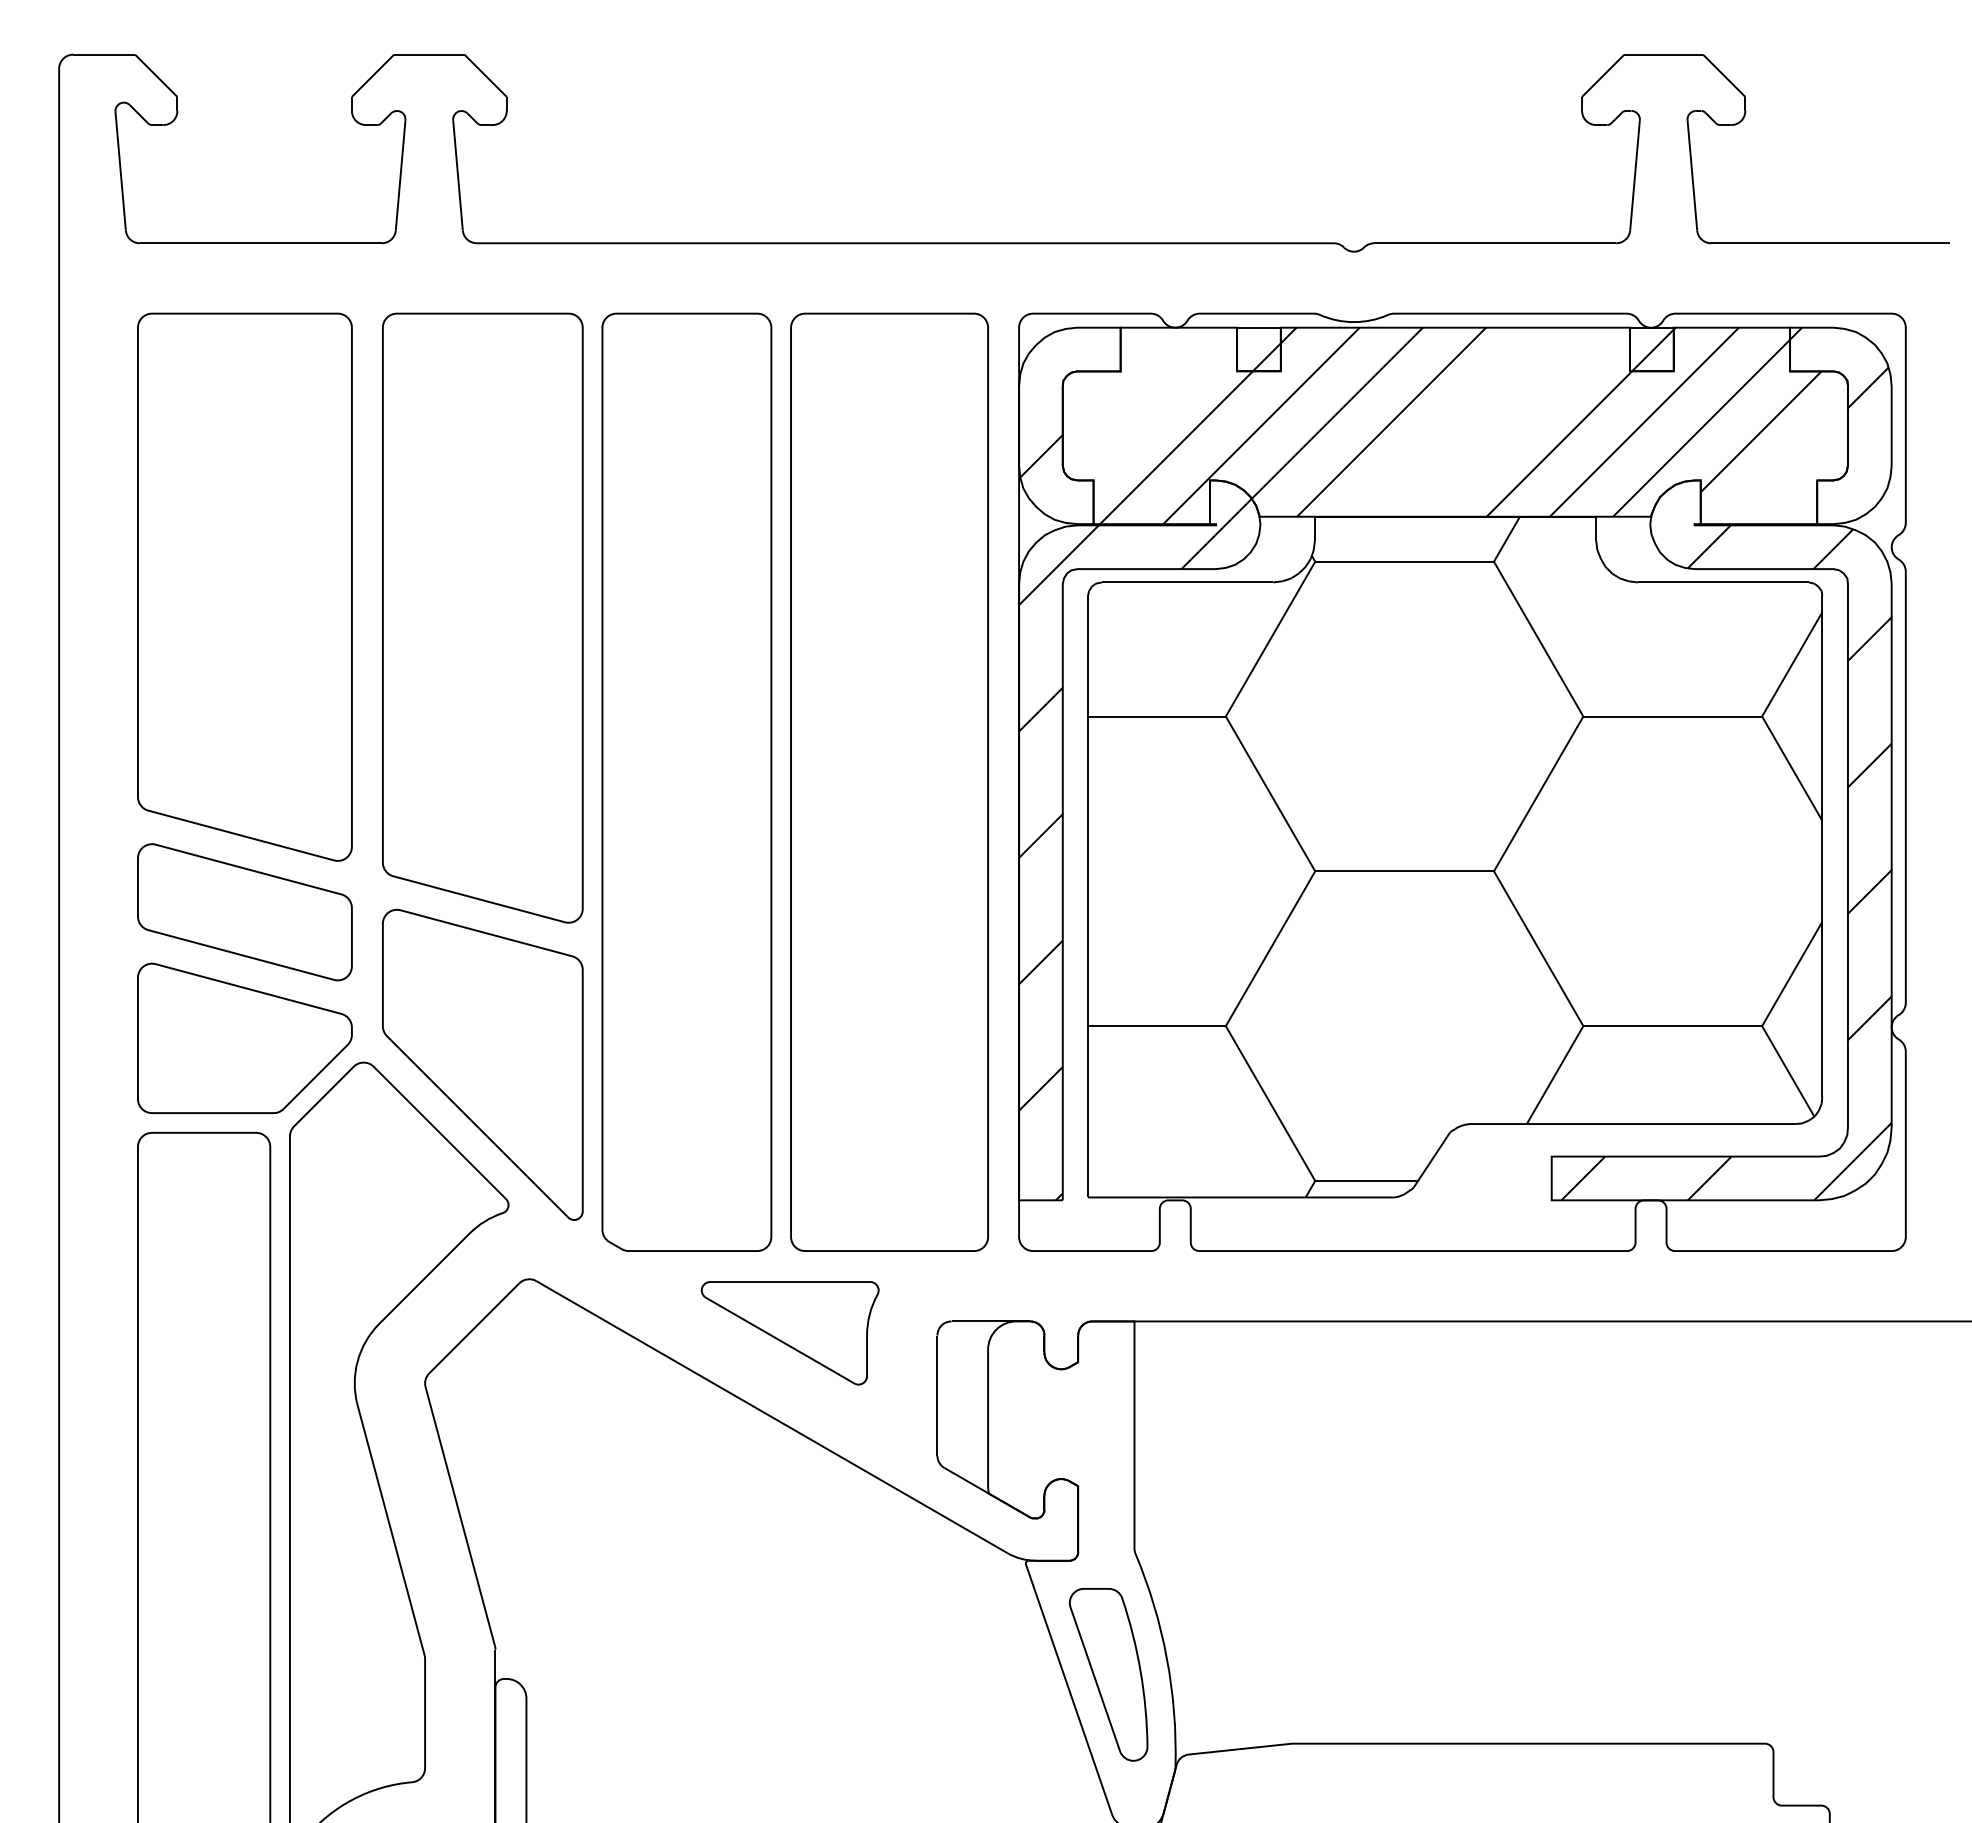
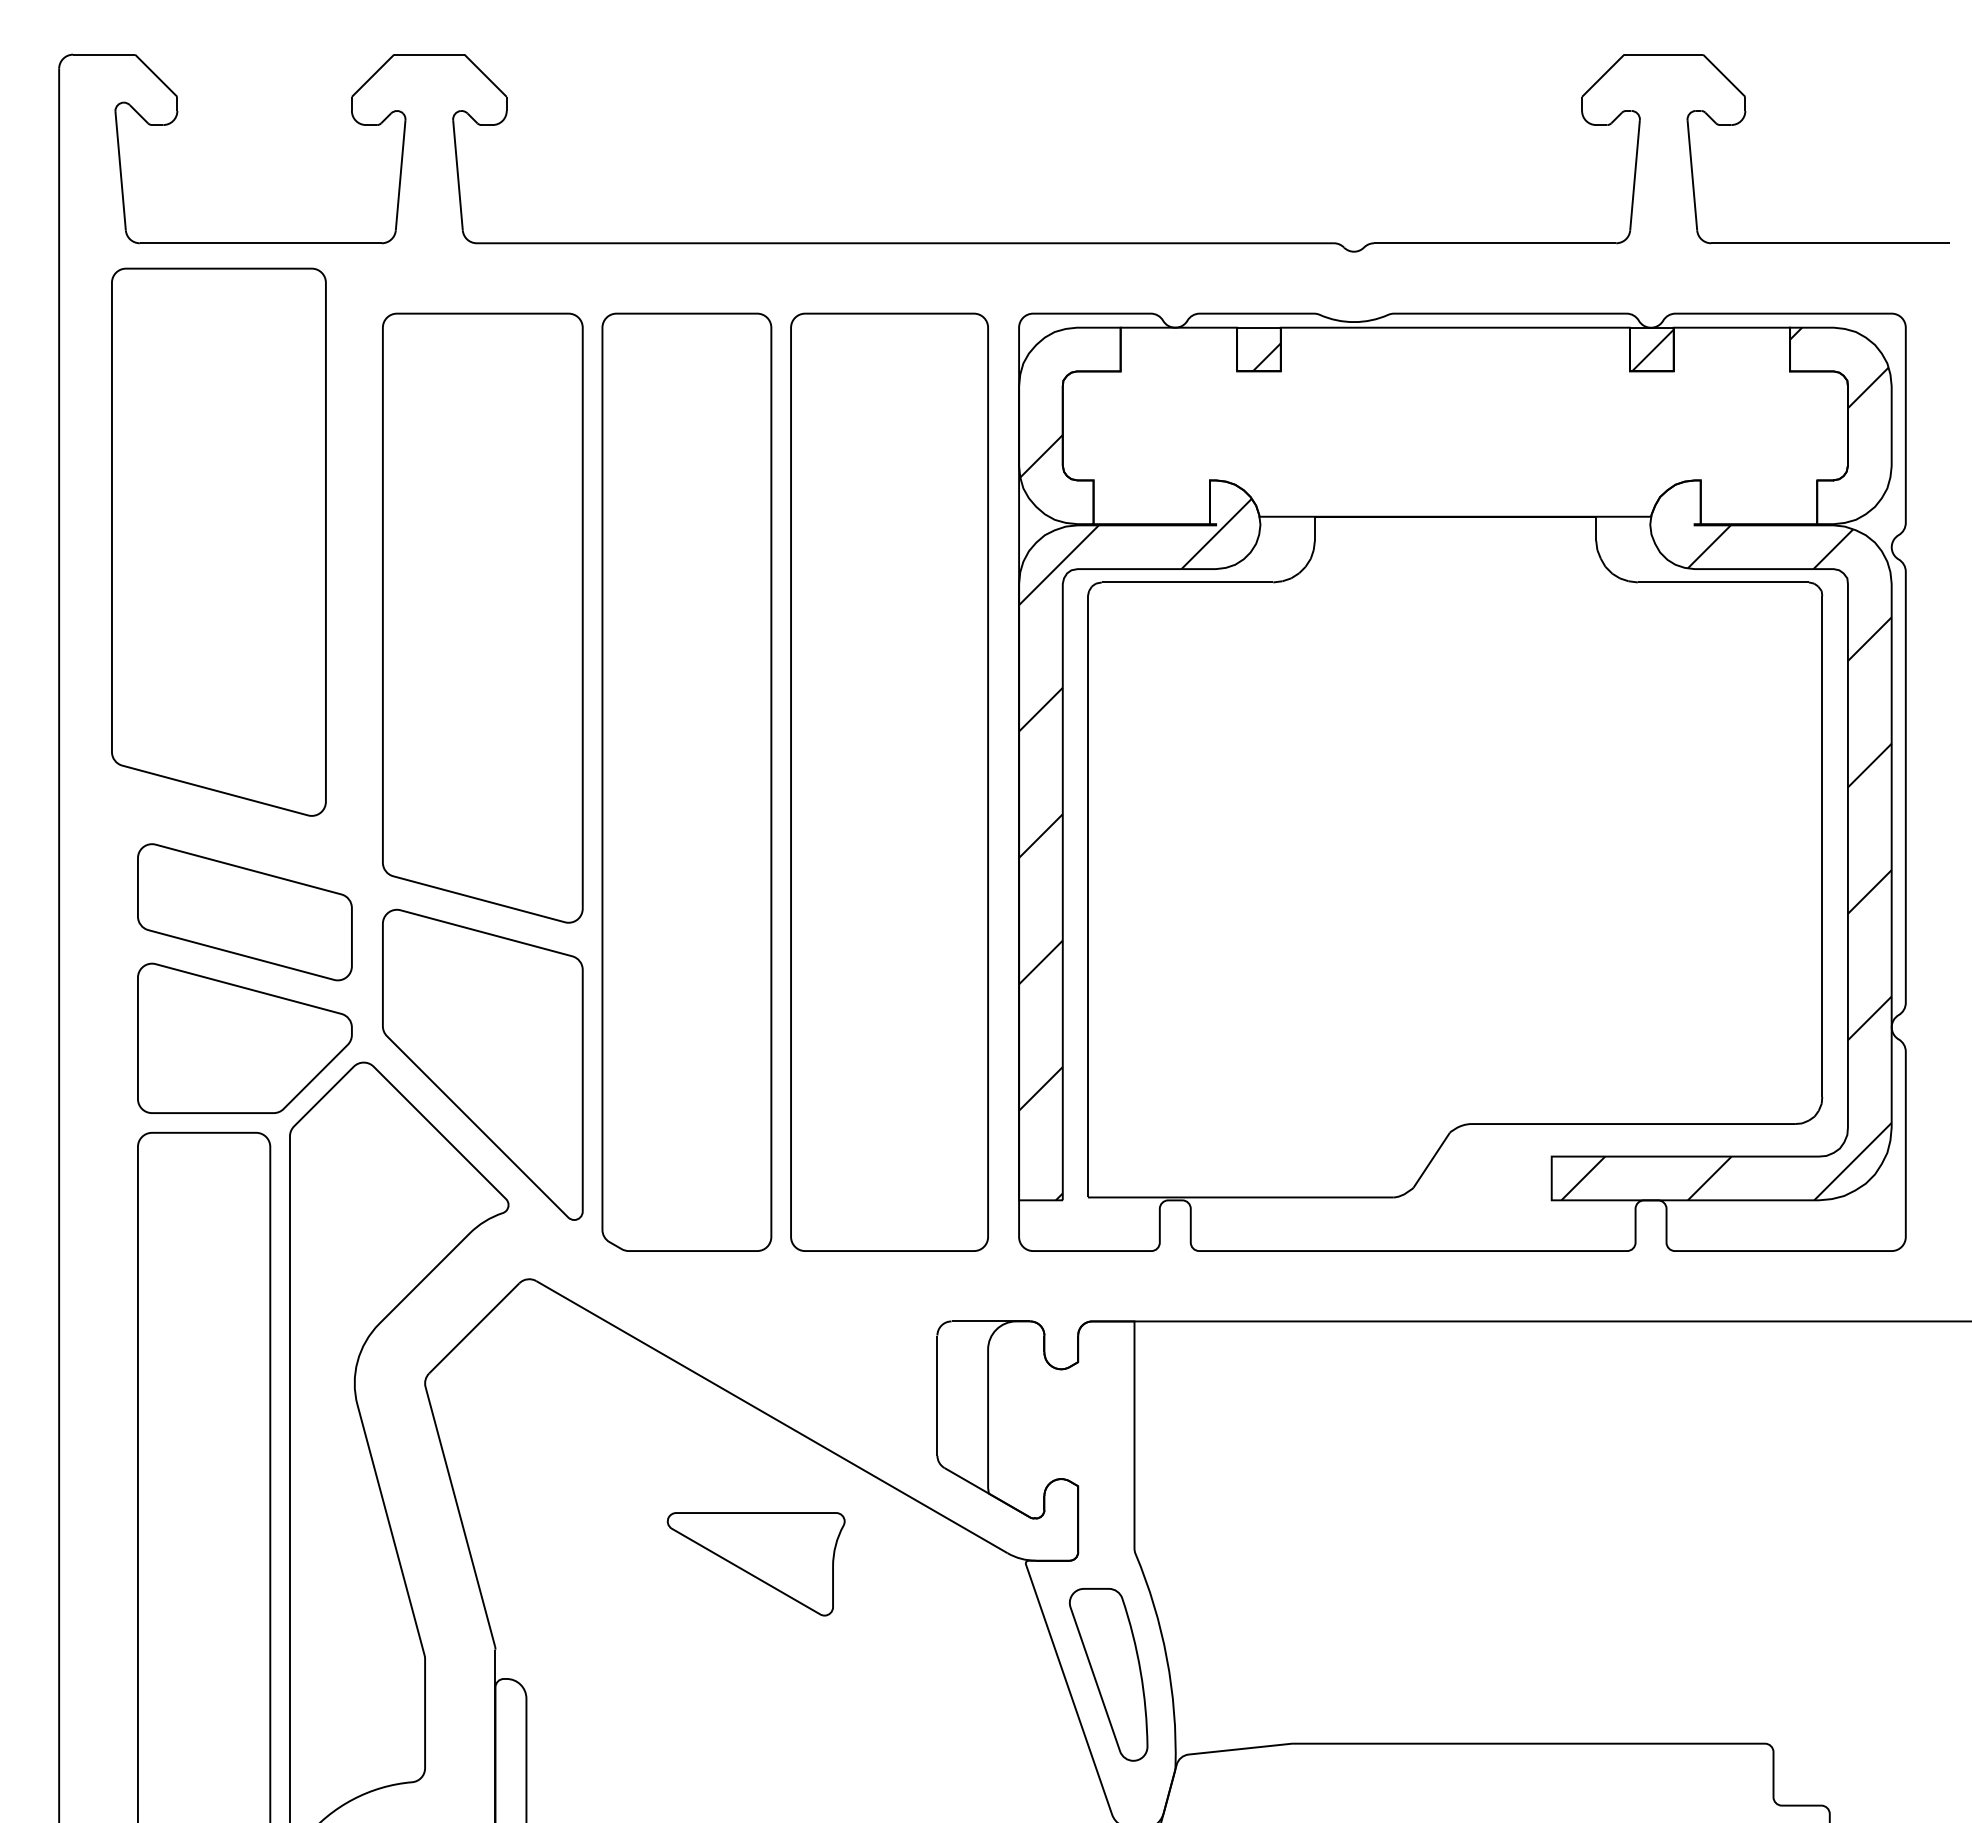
hatch: present -> none (1460, 425)
part position: (244, 586) -> (218, 541) (218, 541)
hatch: present -> none (1454, 856)
part position: (789, 1333) -> (755, 1564) (755, 1564)
